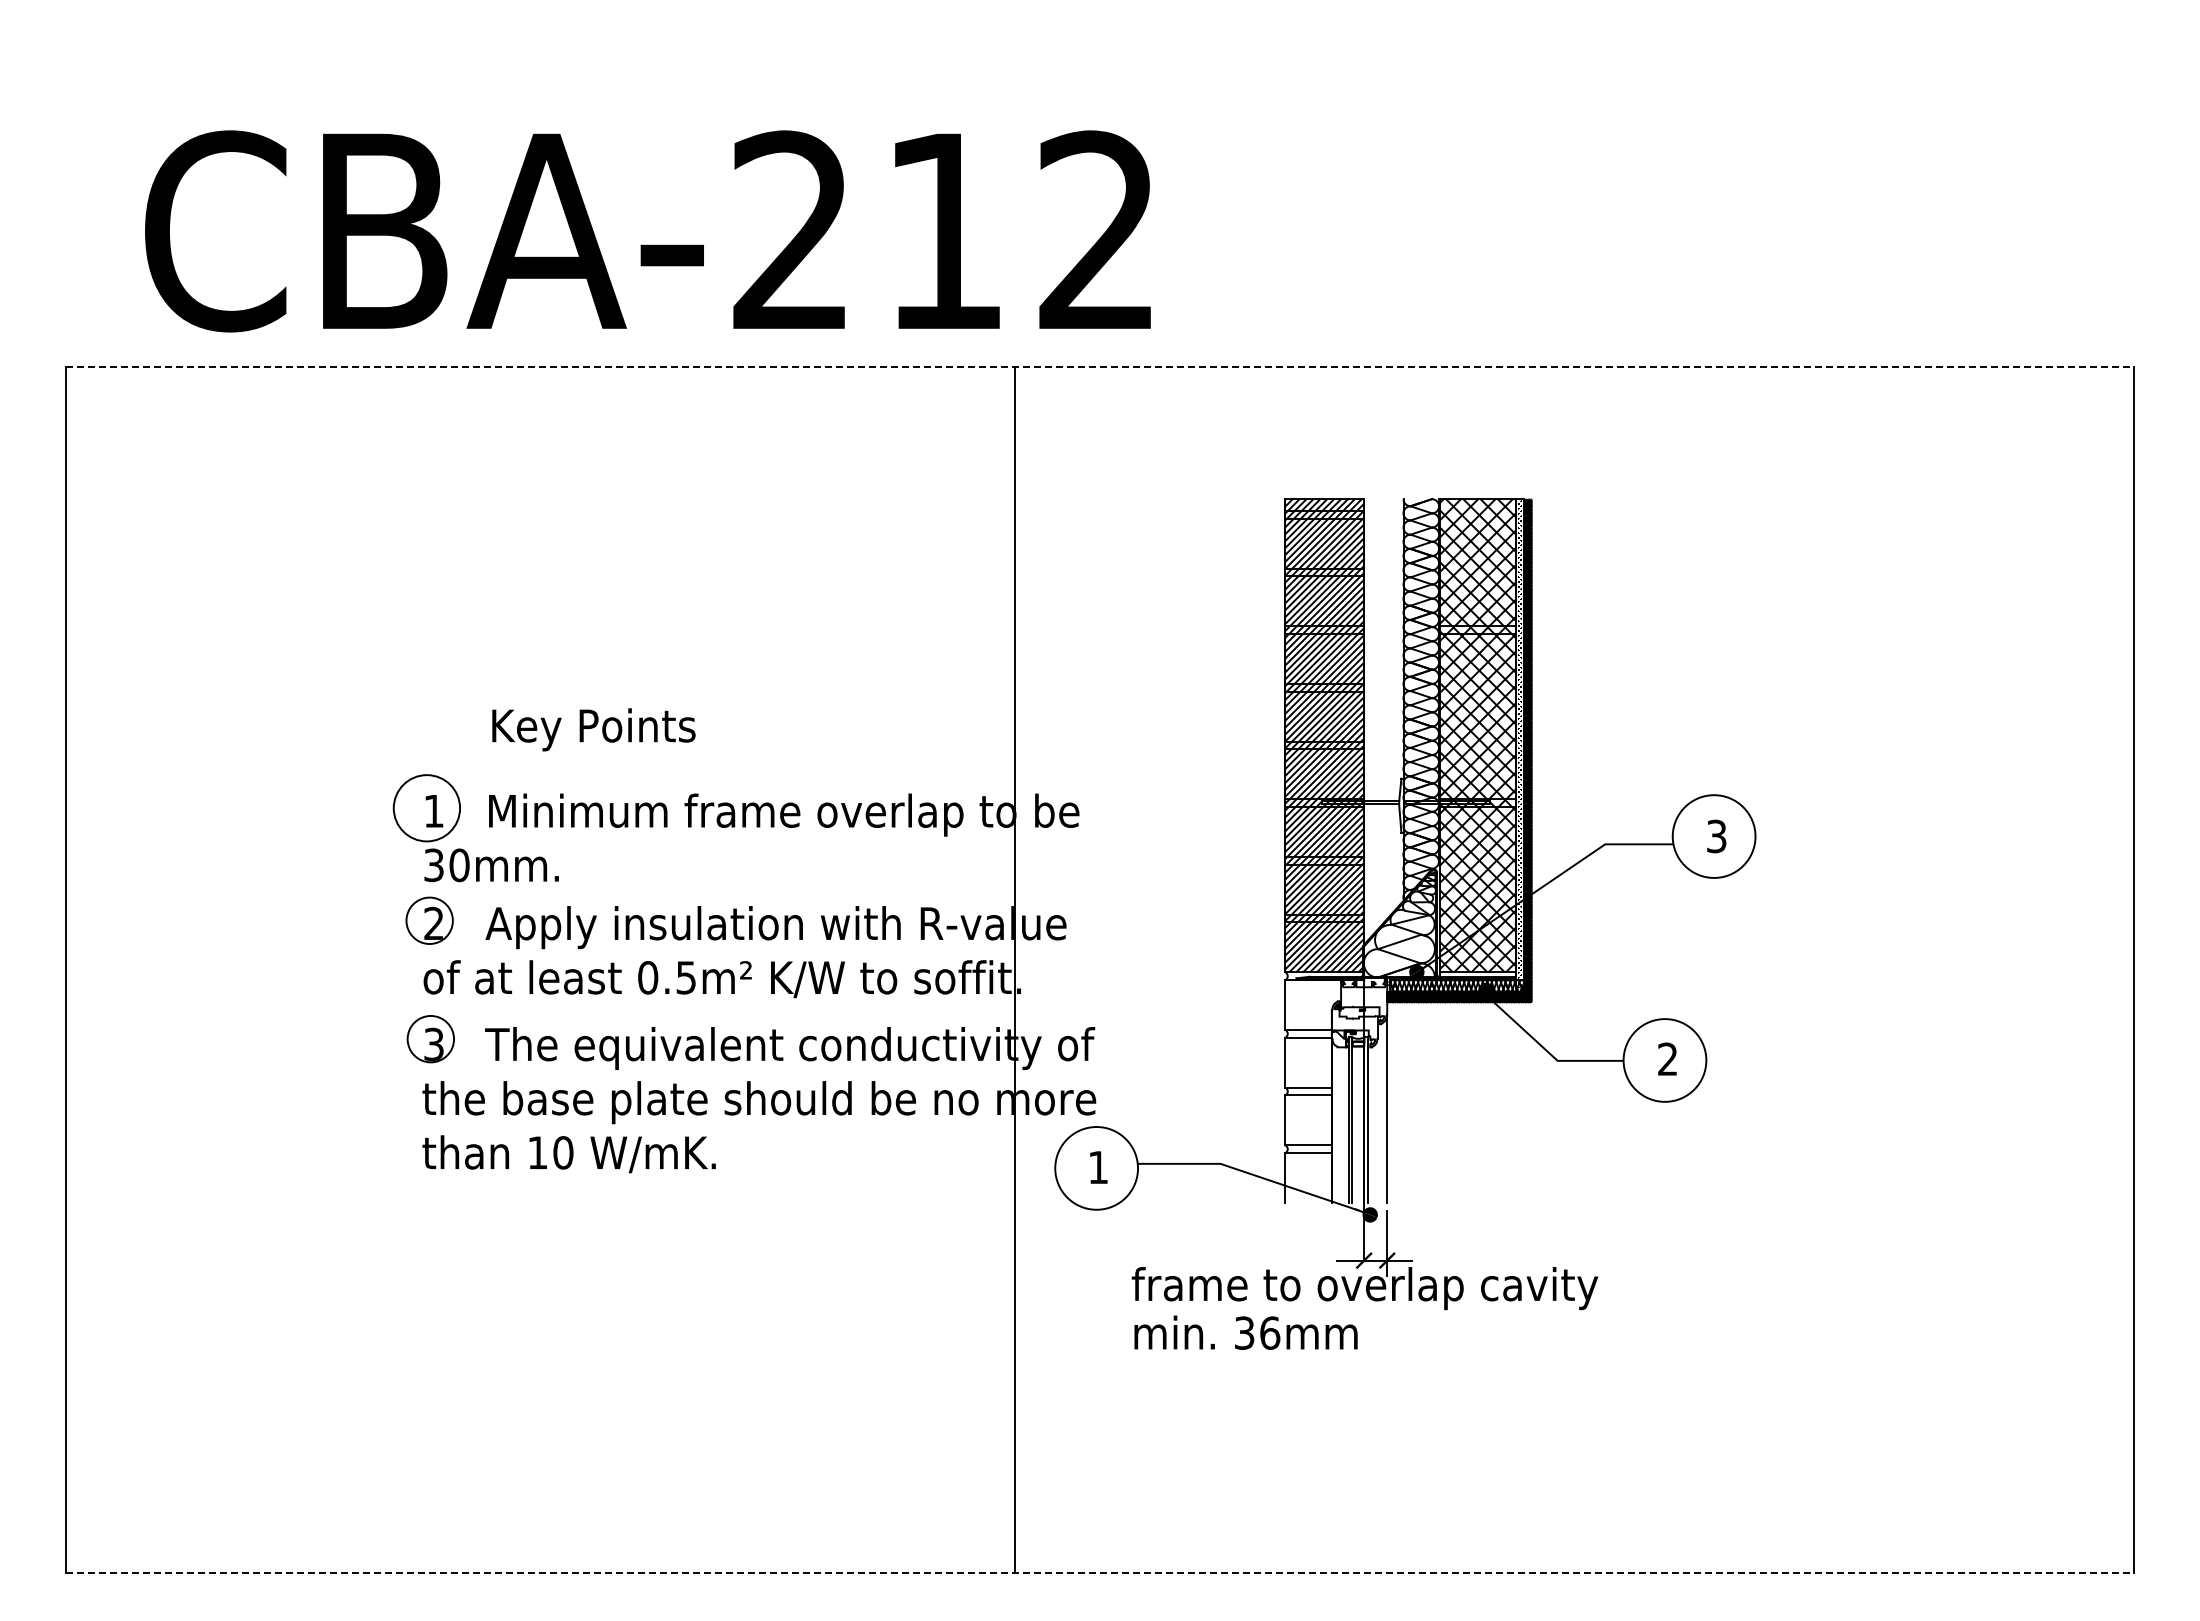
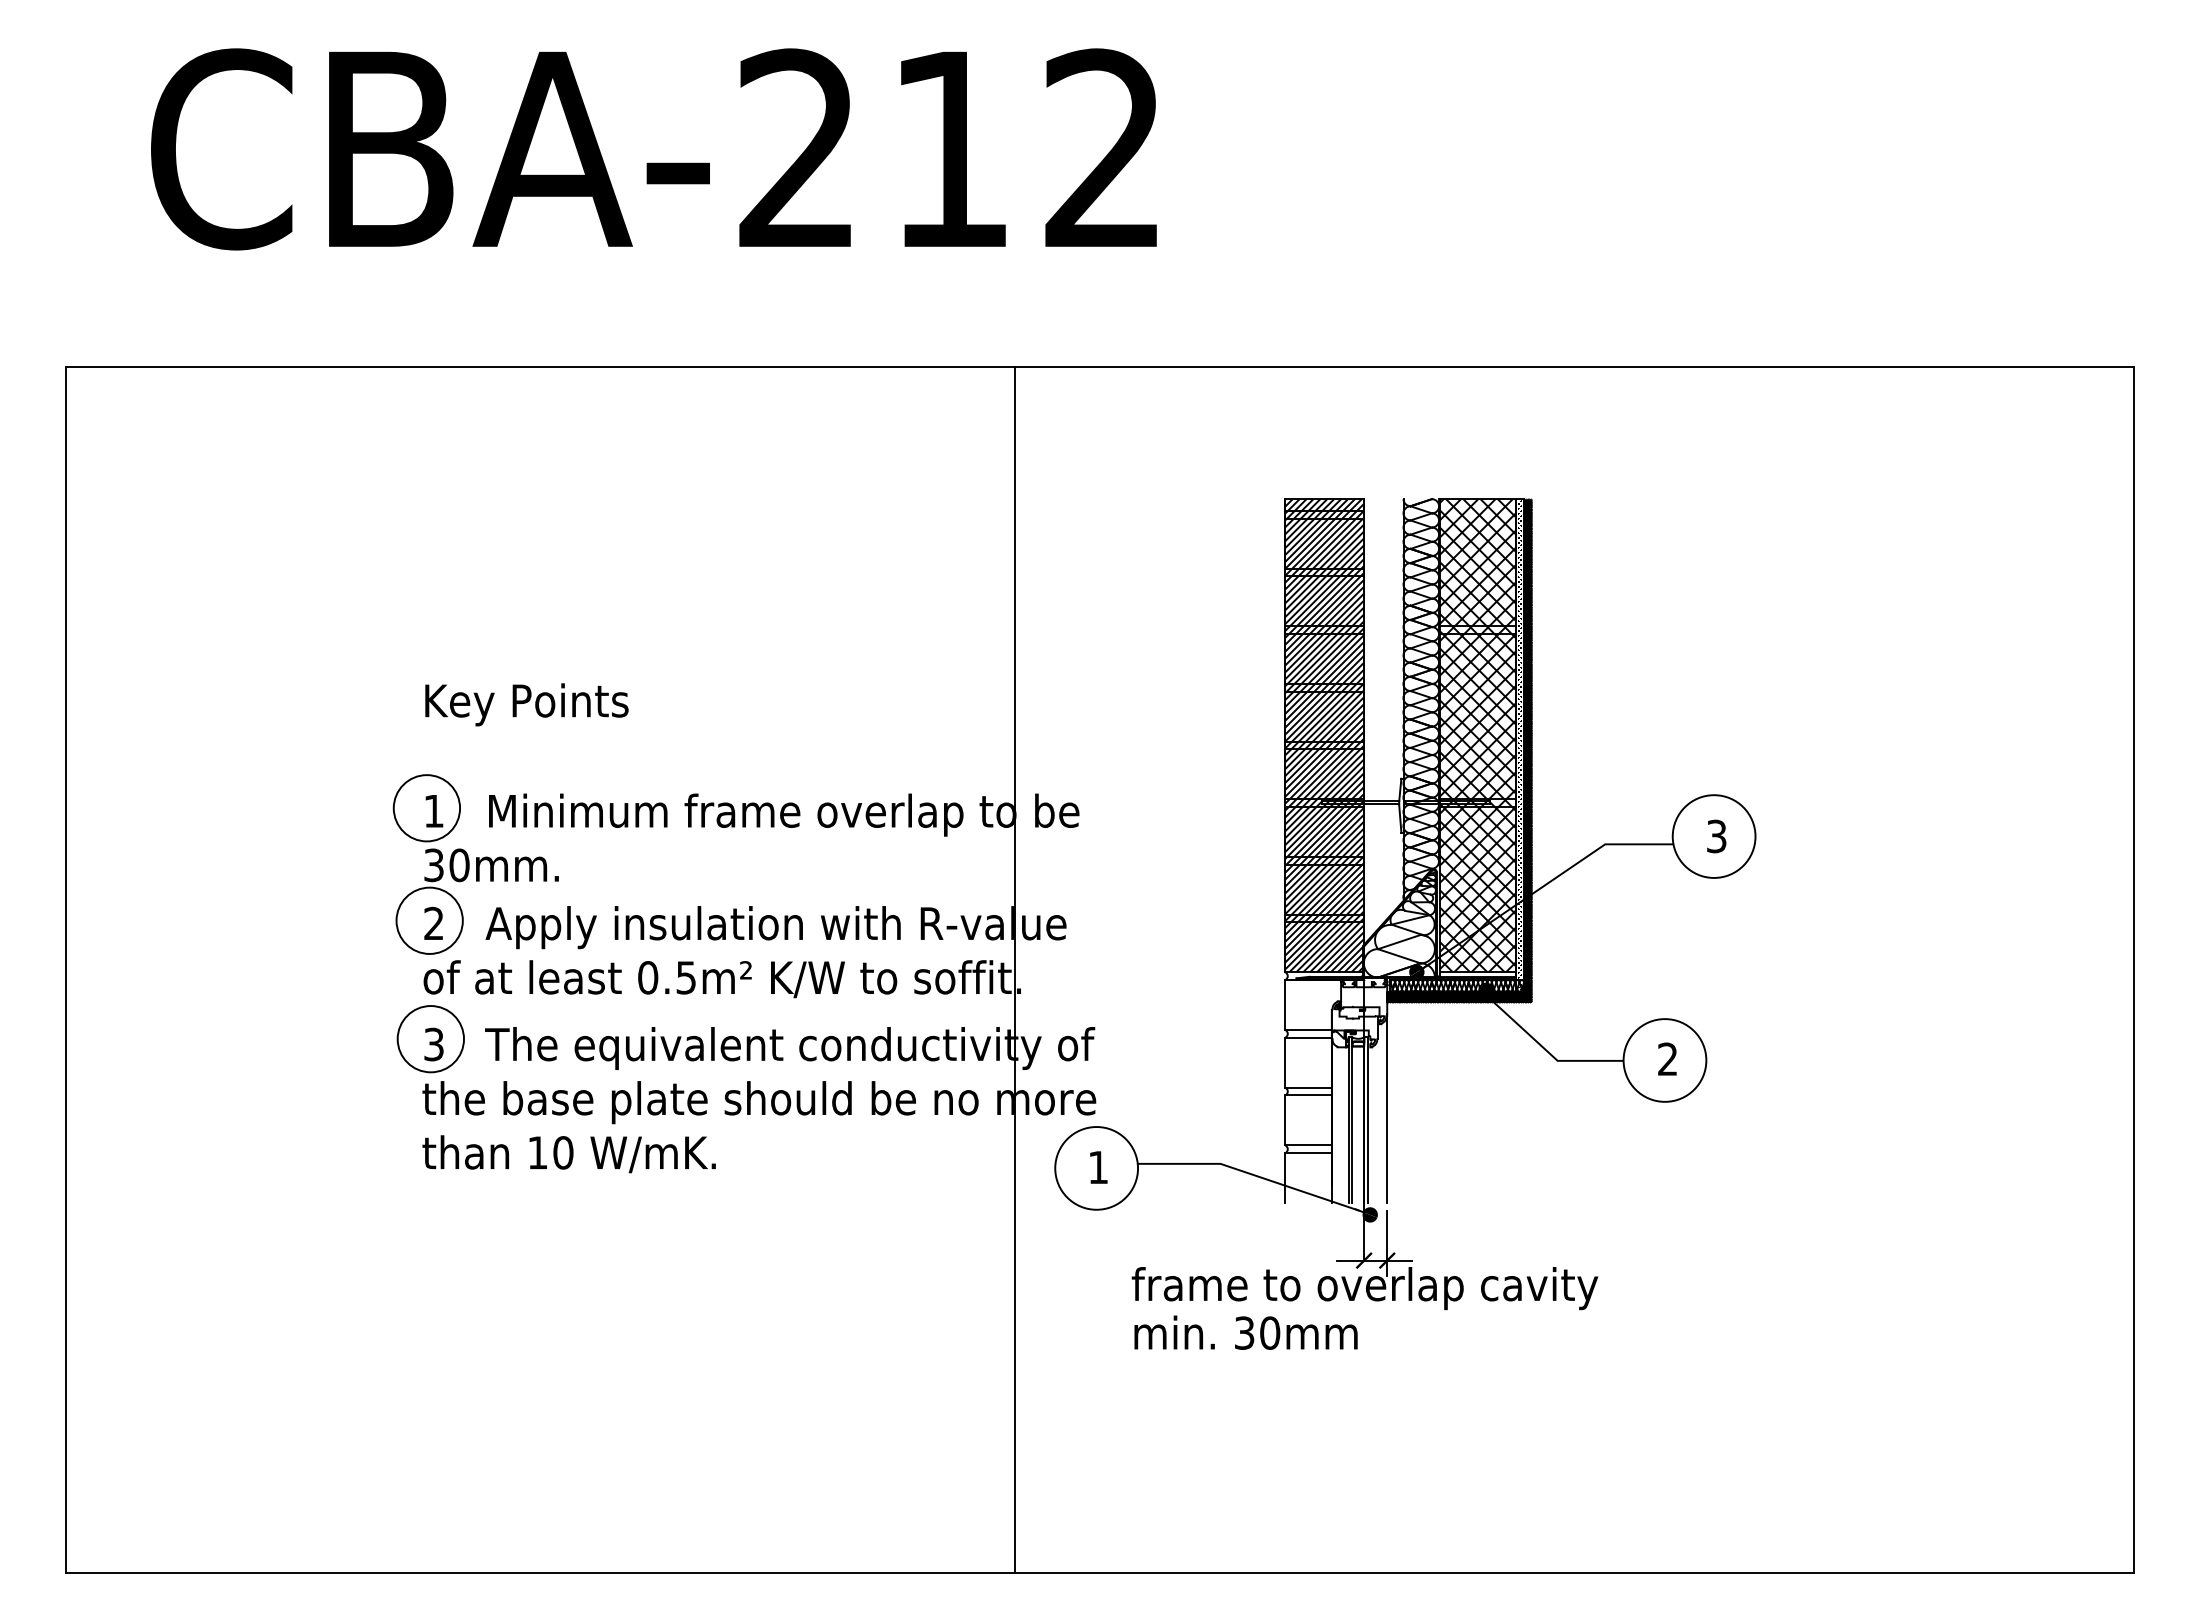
text position: (647, 231) -> (653, 149) (653, 149)
line: dashed -> solid (1100, 366)
text position: (593, 729) -> (526, 704) (526, 704)
circle diameter: 46 px -> 66 px (429, 920)
circle diameter: 46 px -> 66 px (430, 1039)
text: 36mm -> 30mm (1270, 1332)
line: dashed -> solid (1100, 1572)
